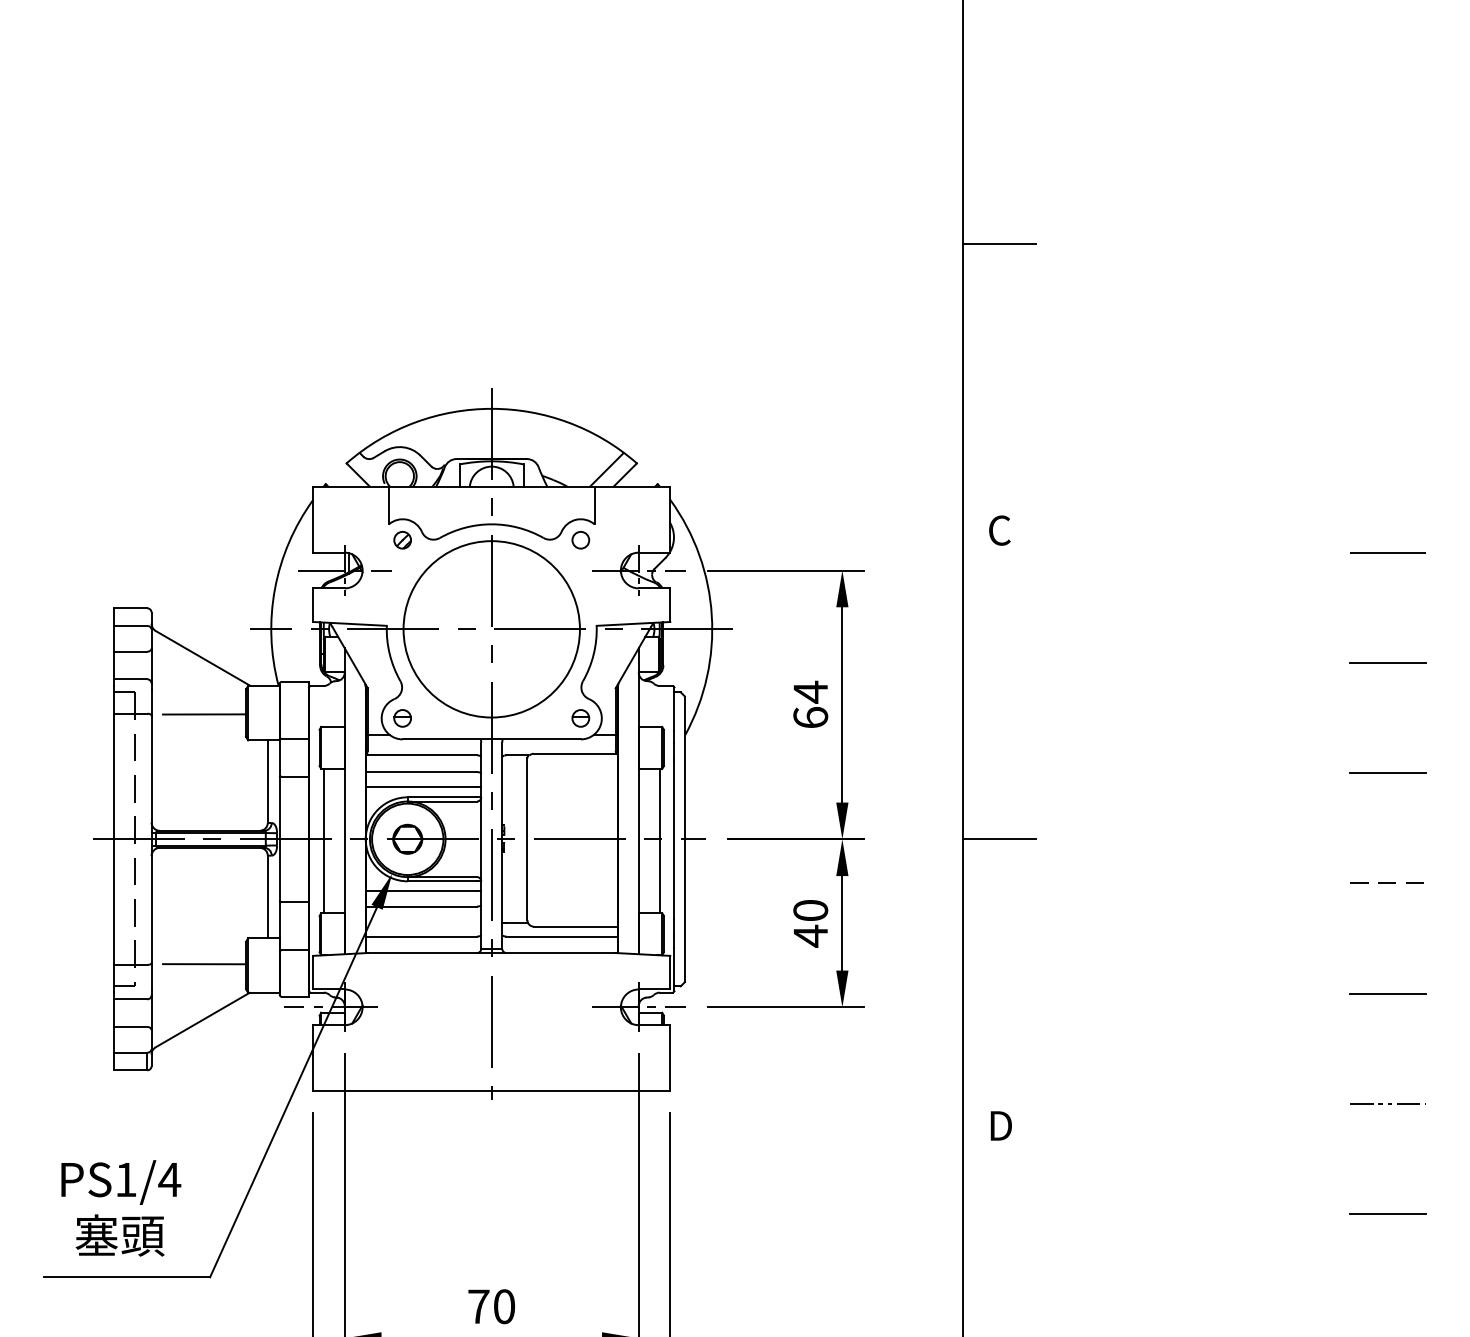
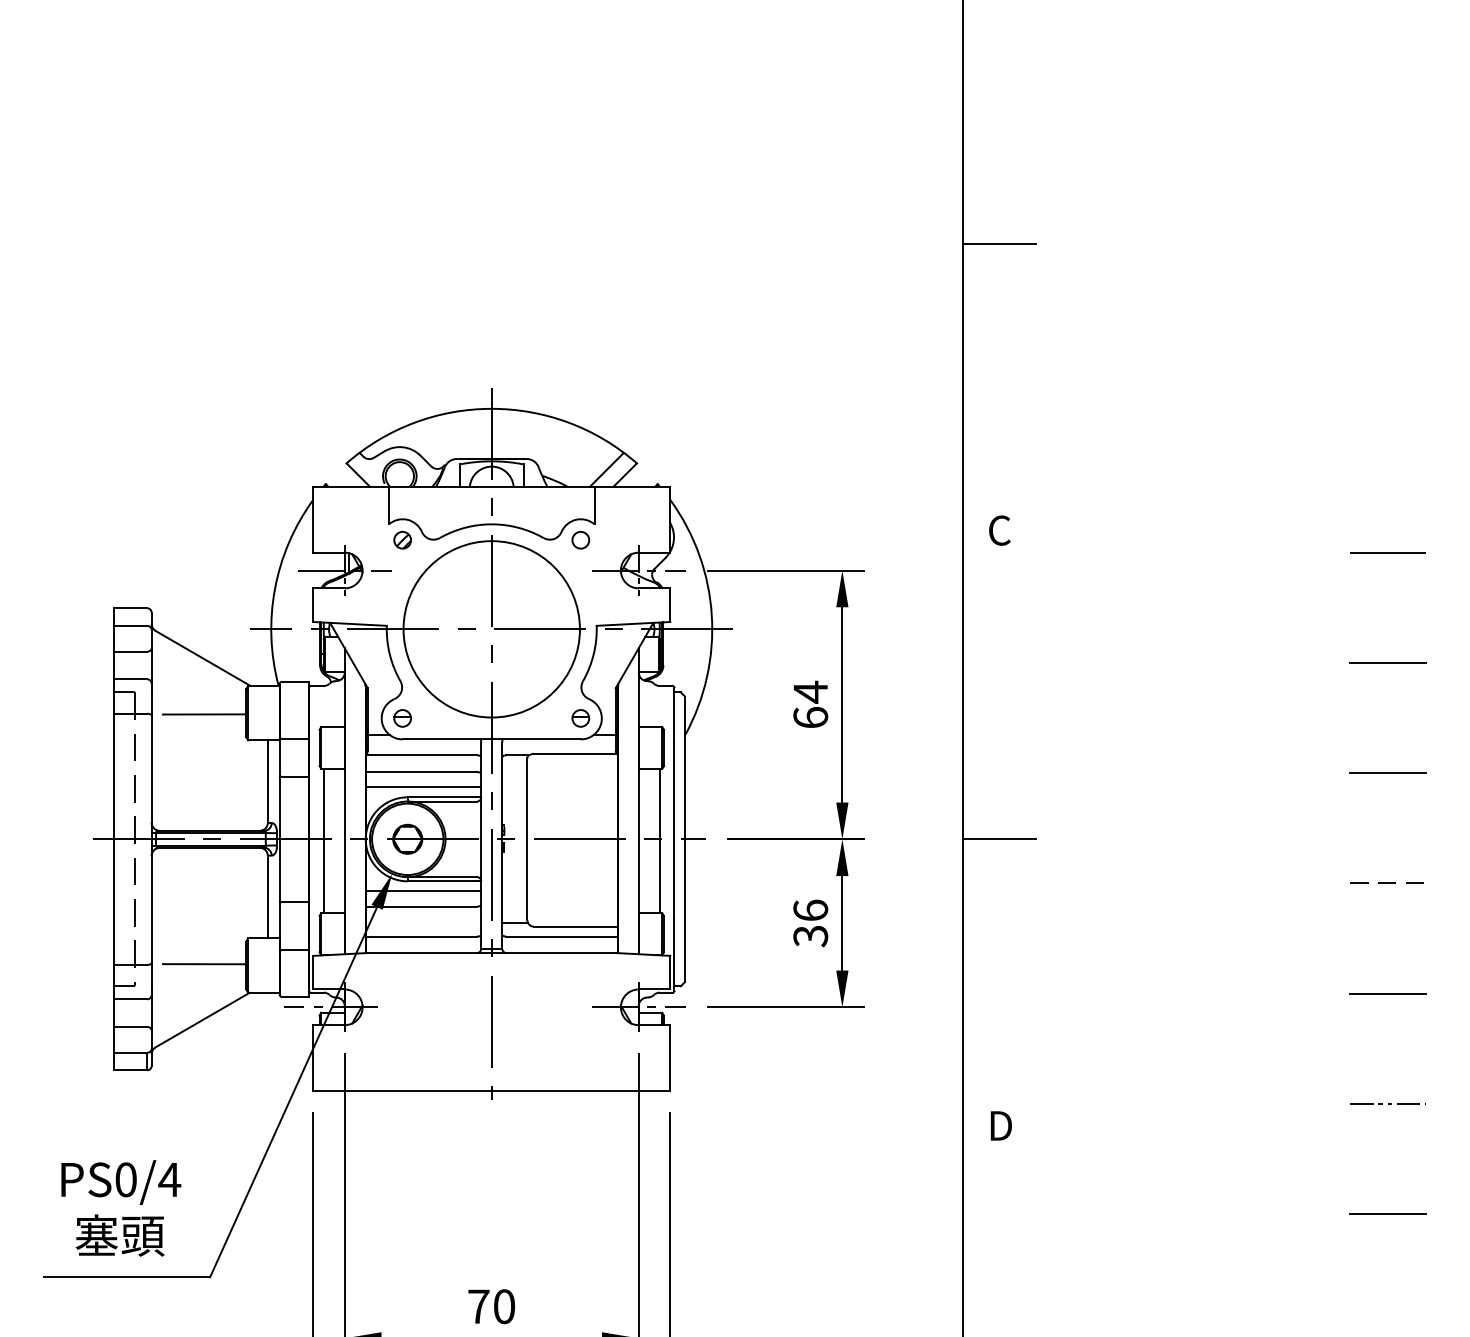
text: 40 -> 36 (810, 923)
text: PS1/4 -> PS0/4 (125, 1179)
